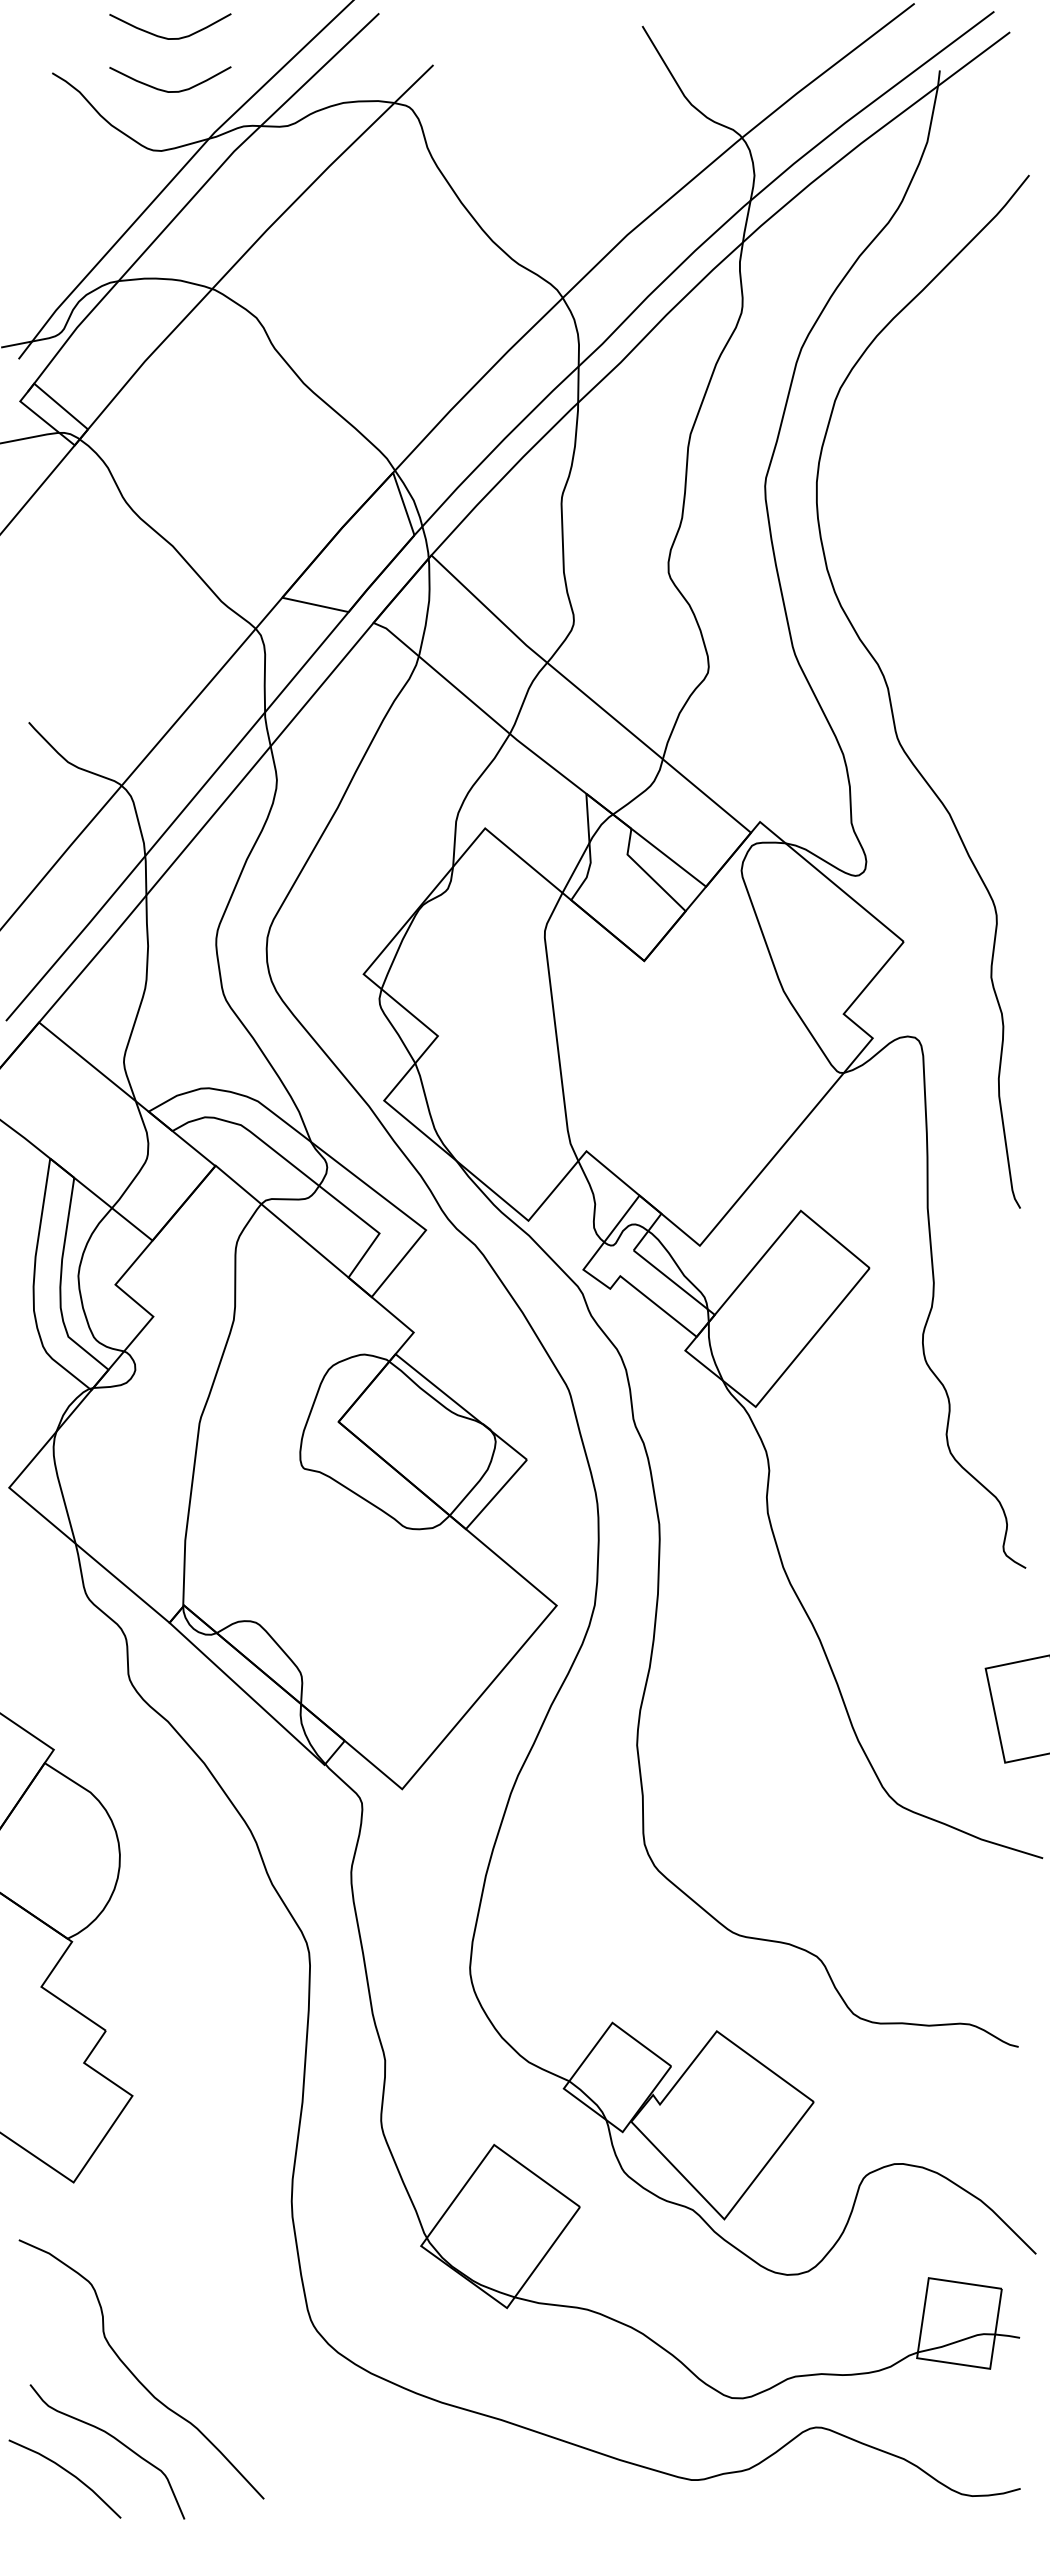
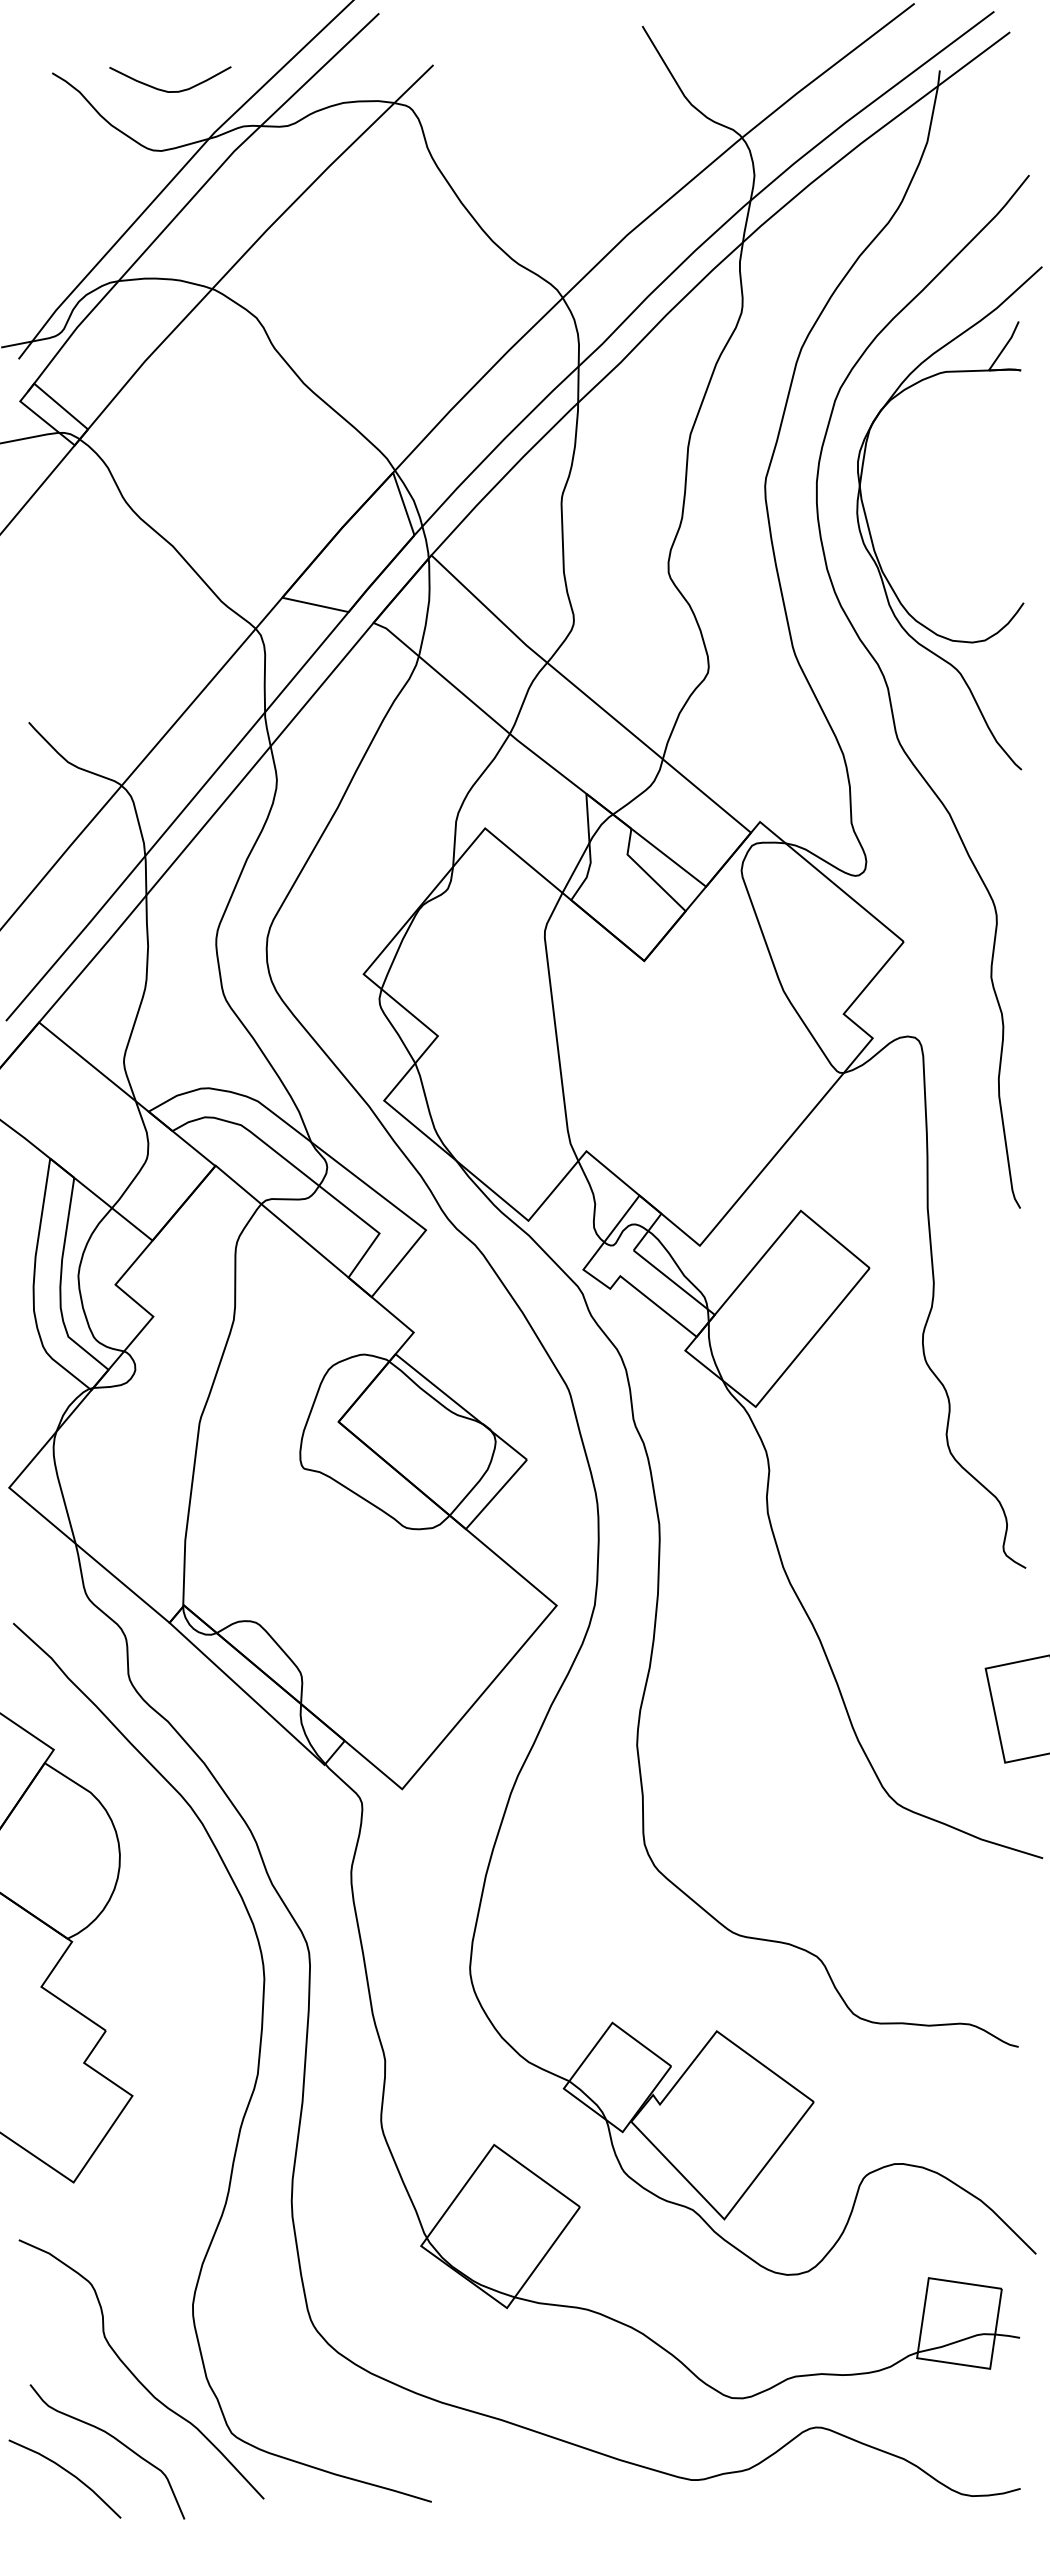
curve: present -> none (167, 37)
part: none -> present (872, 538)
curve: none -> present (257, 2063)
